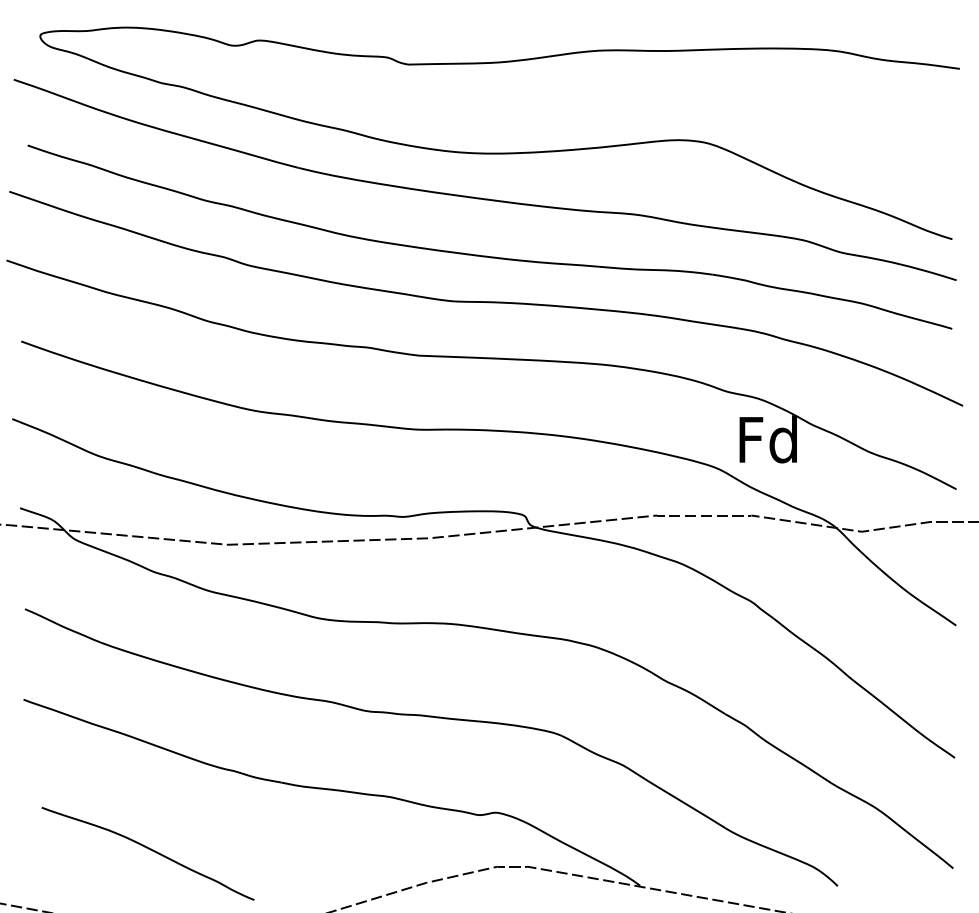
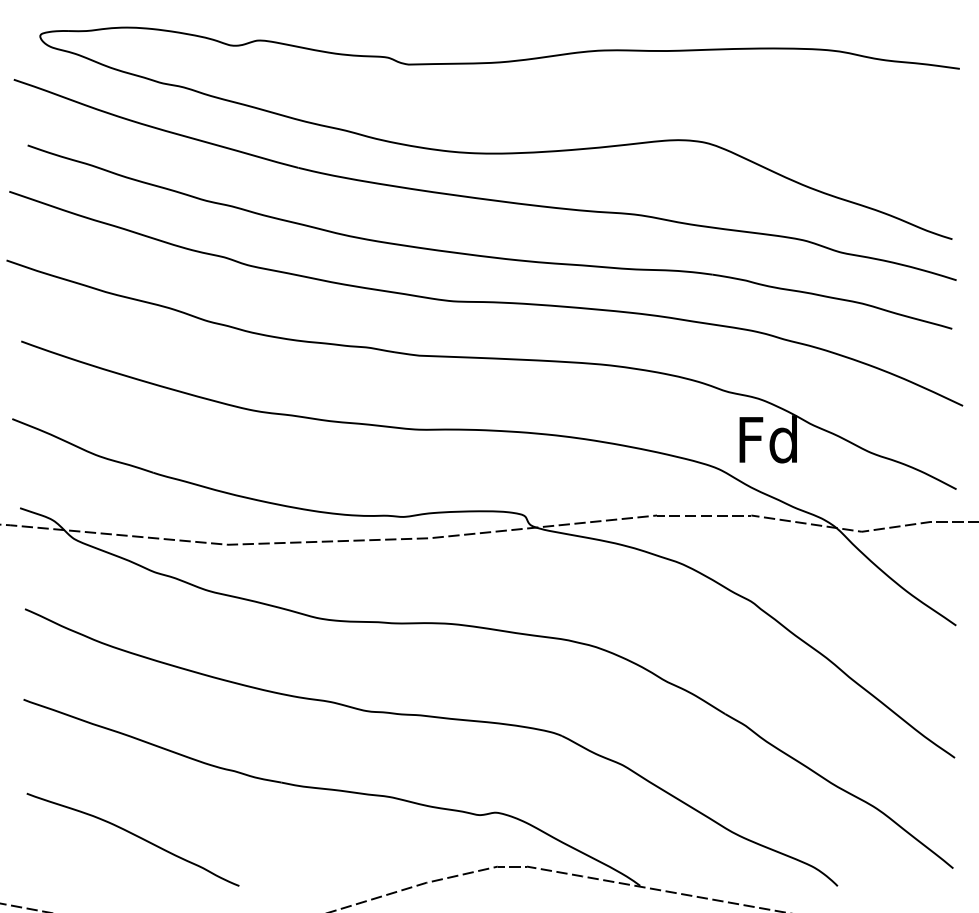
curve position: (148, 849) -> (133, 835) (133, 835)
